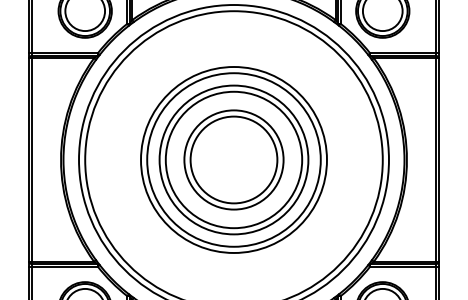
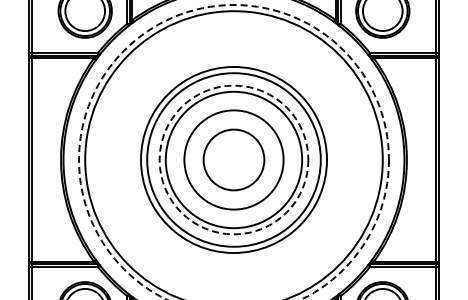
circle: solid -> dashed (233, 152)
circle diameter: 87 px -> 61 px (233, 159)
circle: solid -> dashed (233, 159)
